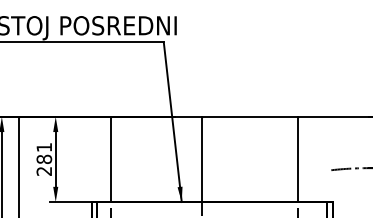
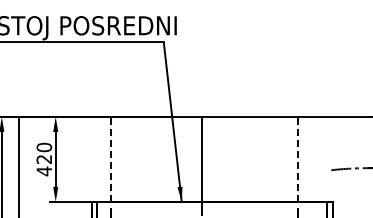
text: 281 -> 420 (44, 159)
line: solid -> dashed (111, 159)
line: solid -> dashed (297, 159)
